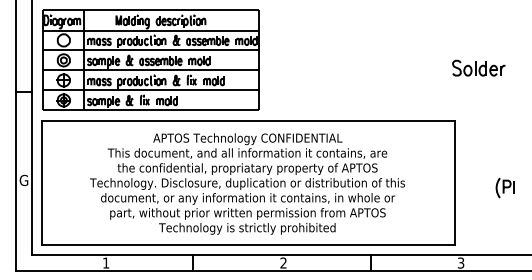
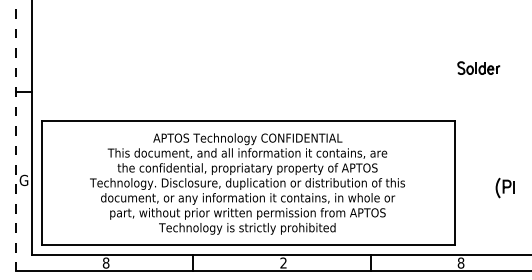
part: present -> none (150, 59)
part size: 54x18 px -> 44x14 px (478, 67)
line: solid -> dashed (15, 136)
text: 1 -> 8 (105, 262)
text: 3 -> 8 (460, 262)
